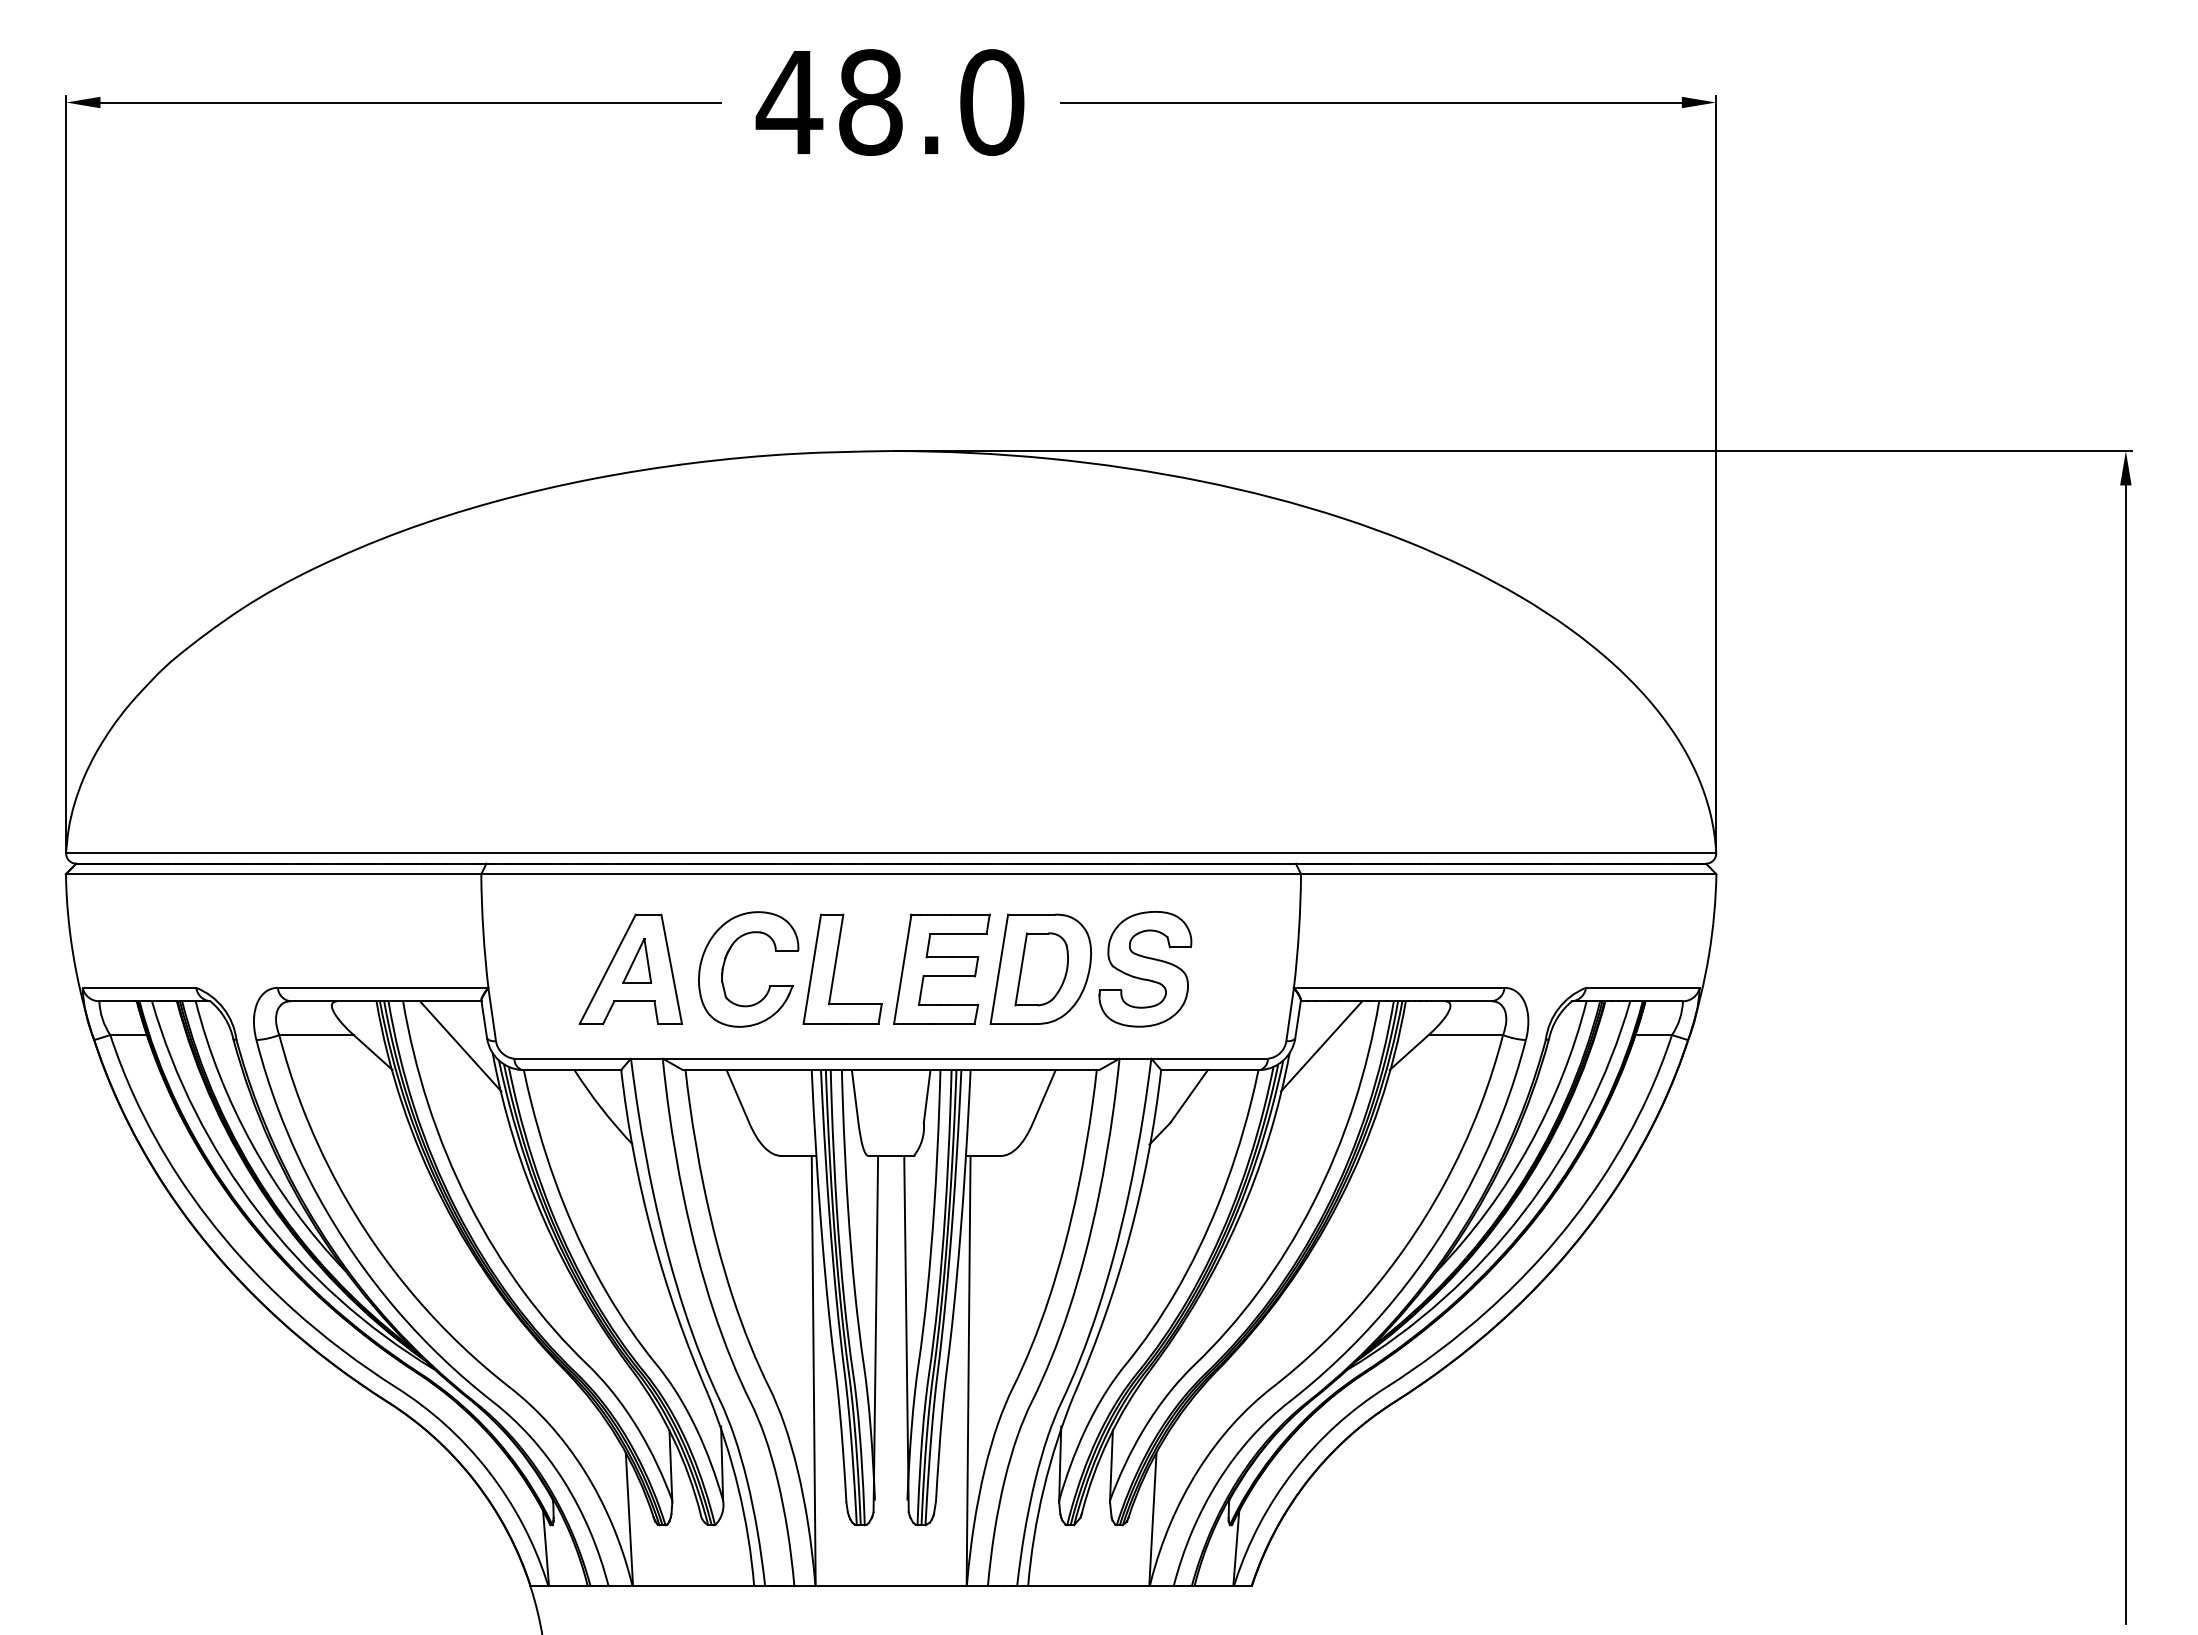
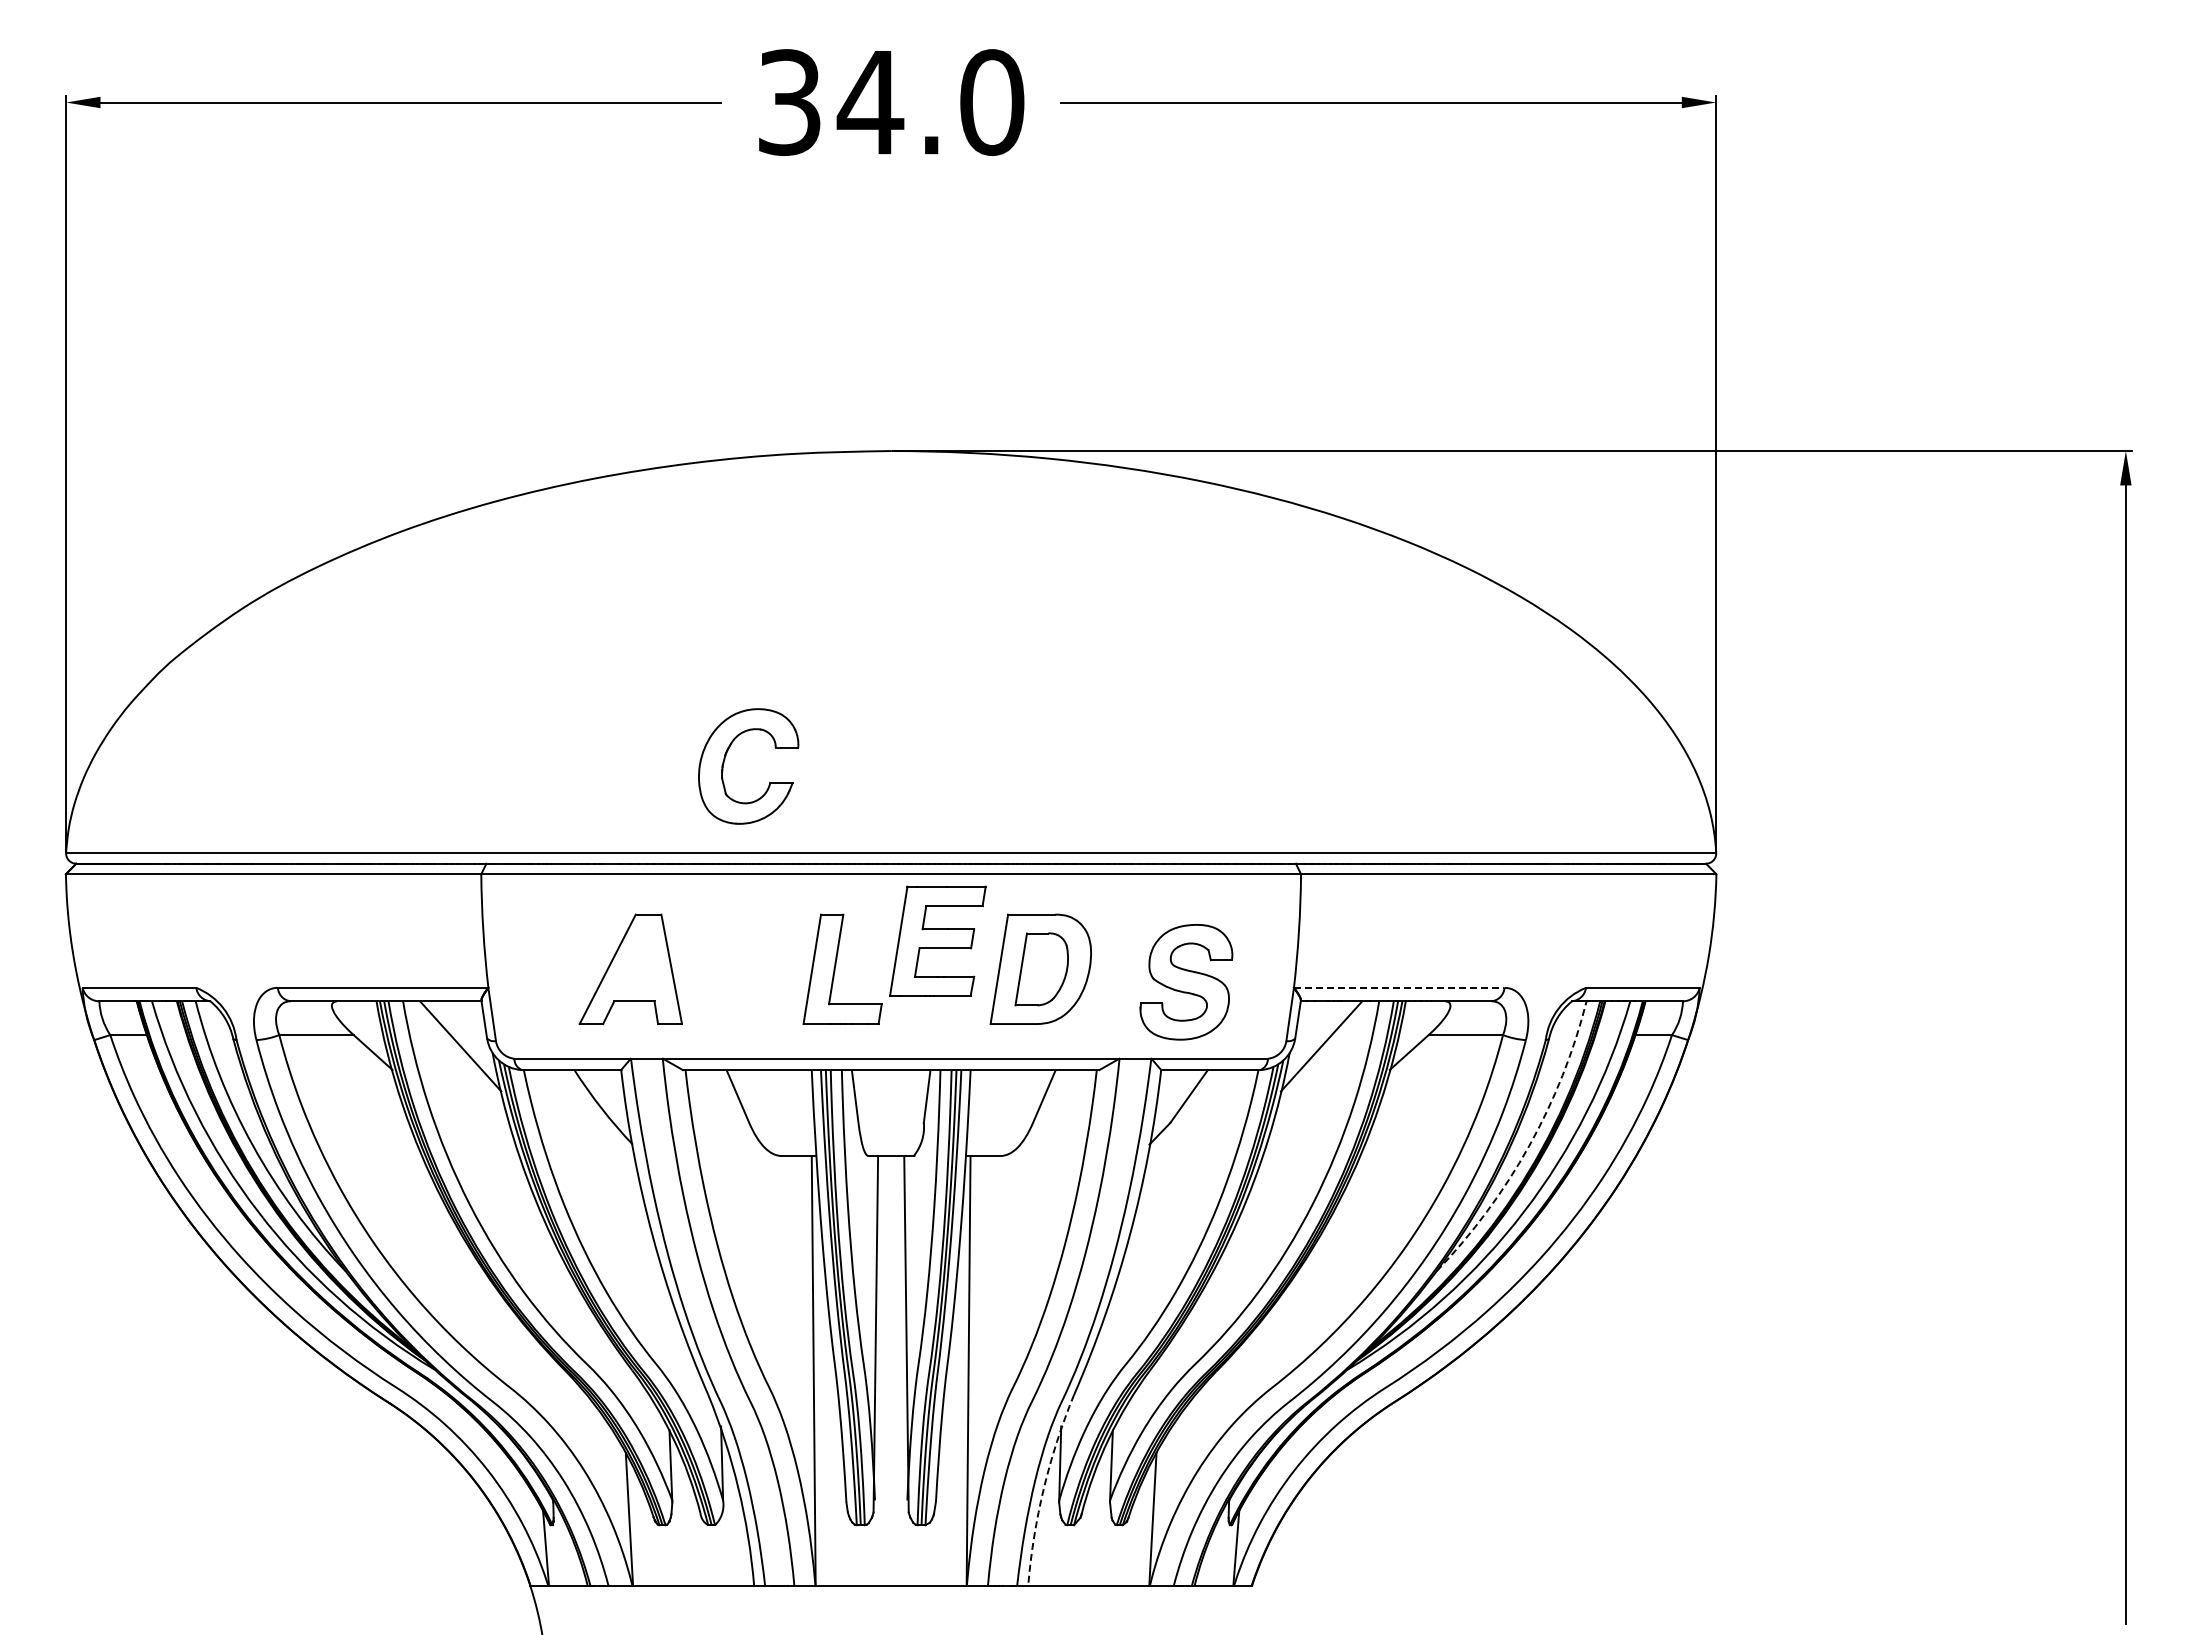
text: 48.0 -> 34.0 (829, 102)
part: present -> none (636, 960)
part position: (725, 962) -> (725, 759) (725, 759)
part position: (941, 968) -> (937, 940) (937, 940)
part position: (1145, 969) -> (1186, 982) (1186, 982)
line: solid -> dashed (1399, 987)
arc: solid -> dashed (1529, 1145)
arc: solid -> dashed (1043, 1488)
